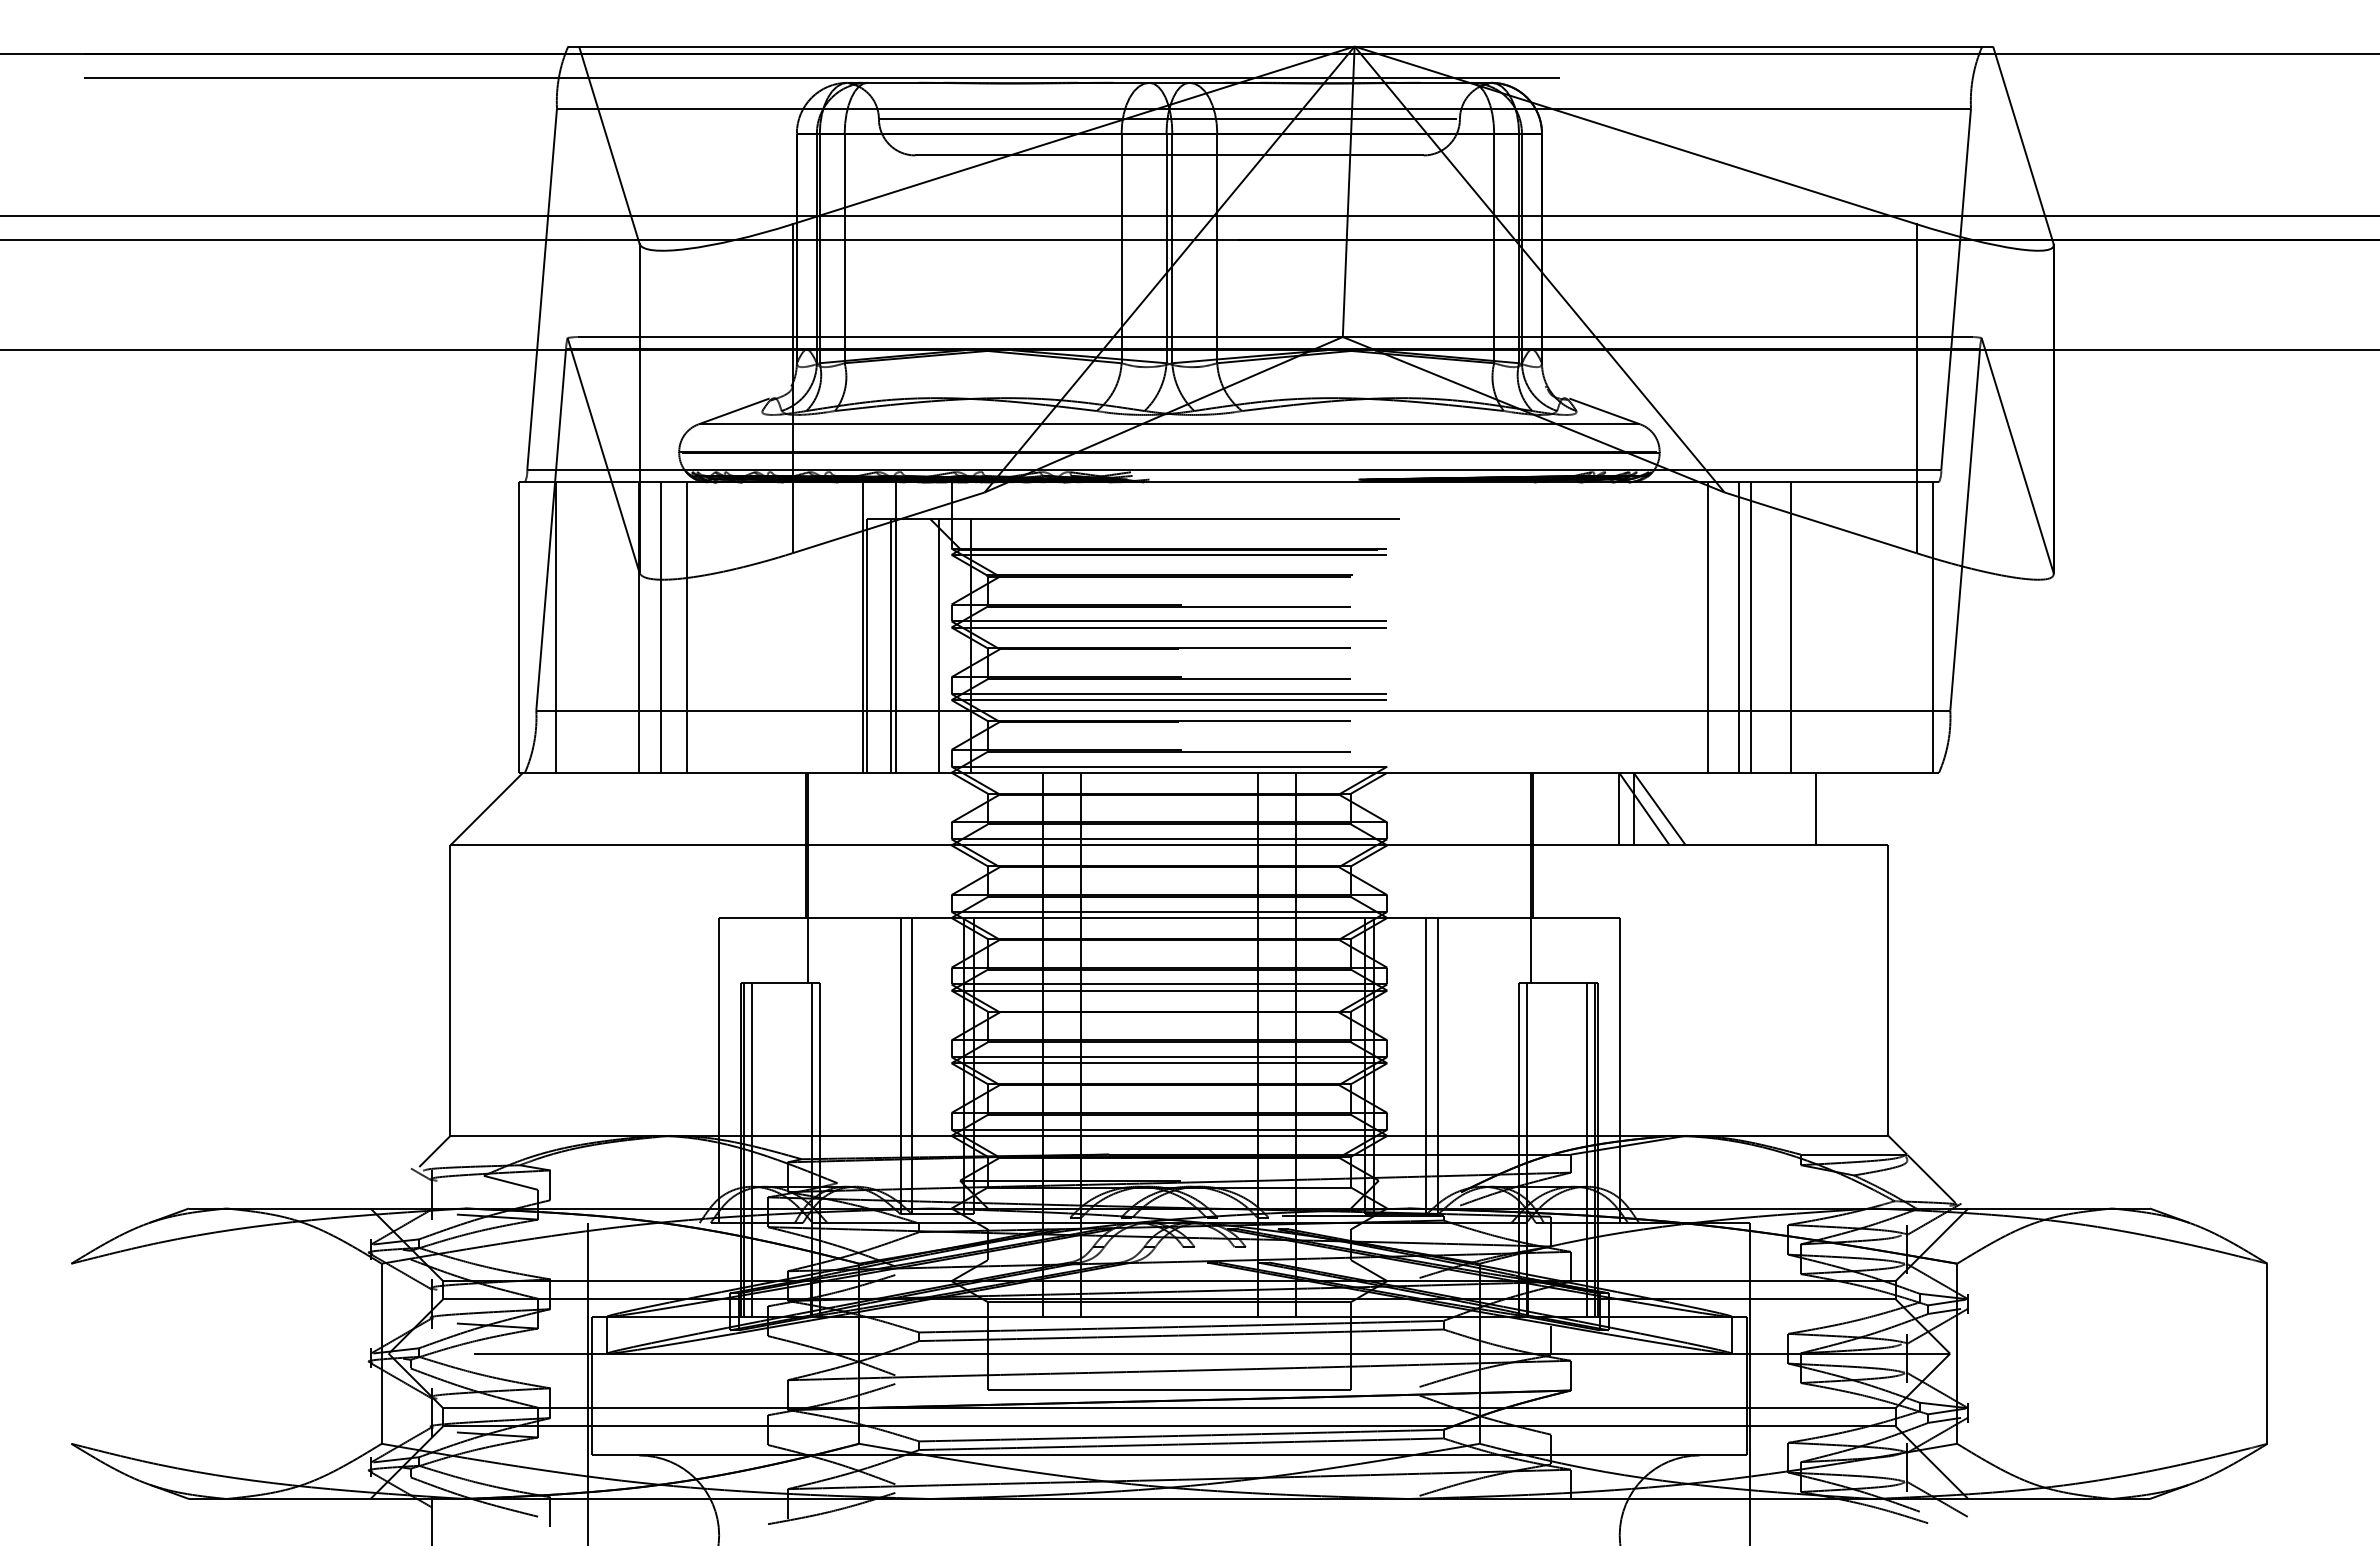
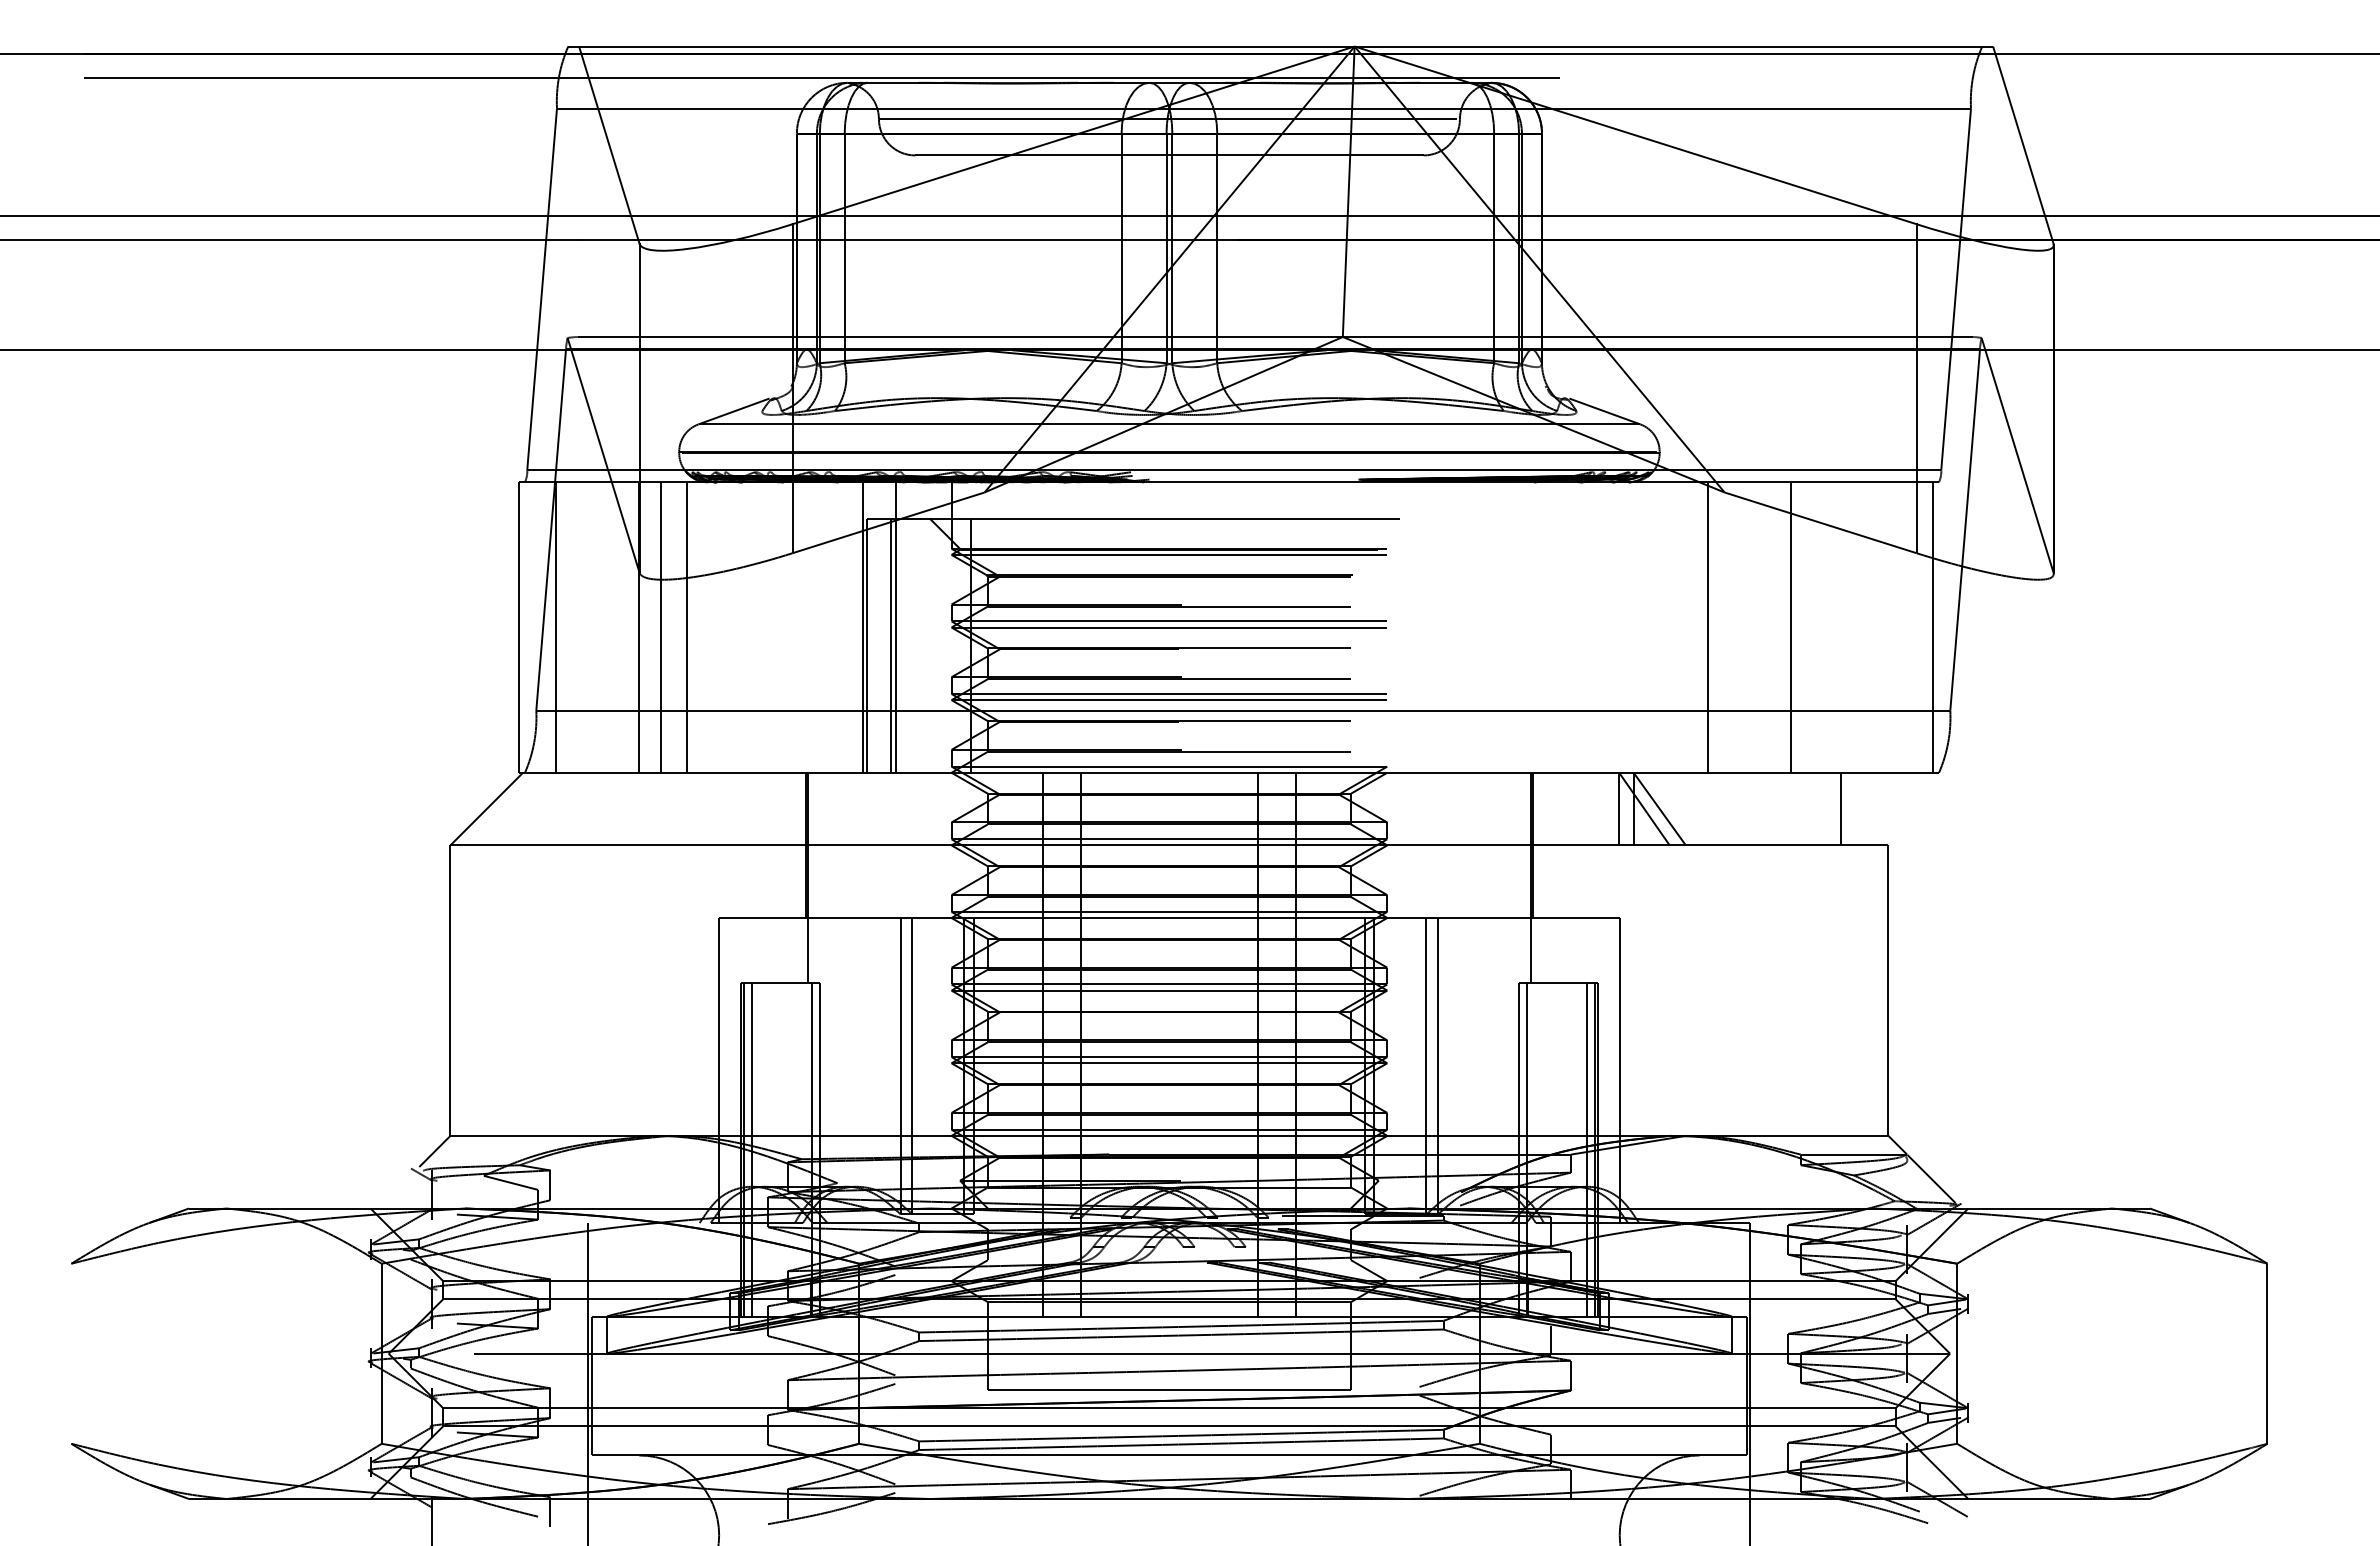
line: present -> none (1738, 627)
line: present -> none (1751, 627)
line: present -> none (938, 645)
line position: (1815, 808) -> (1840, 808) (1840, 808)
